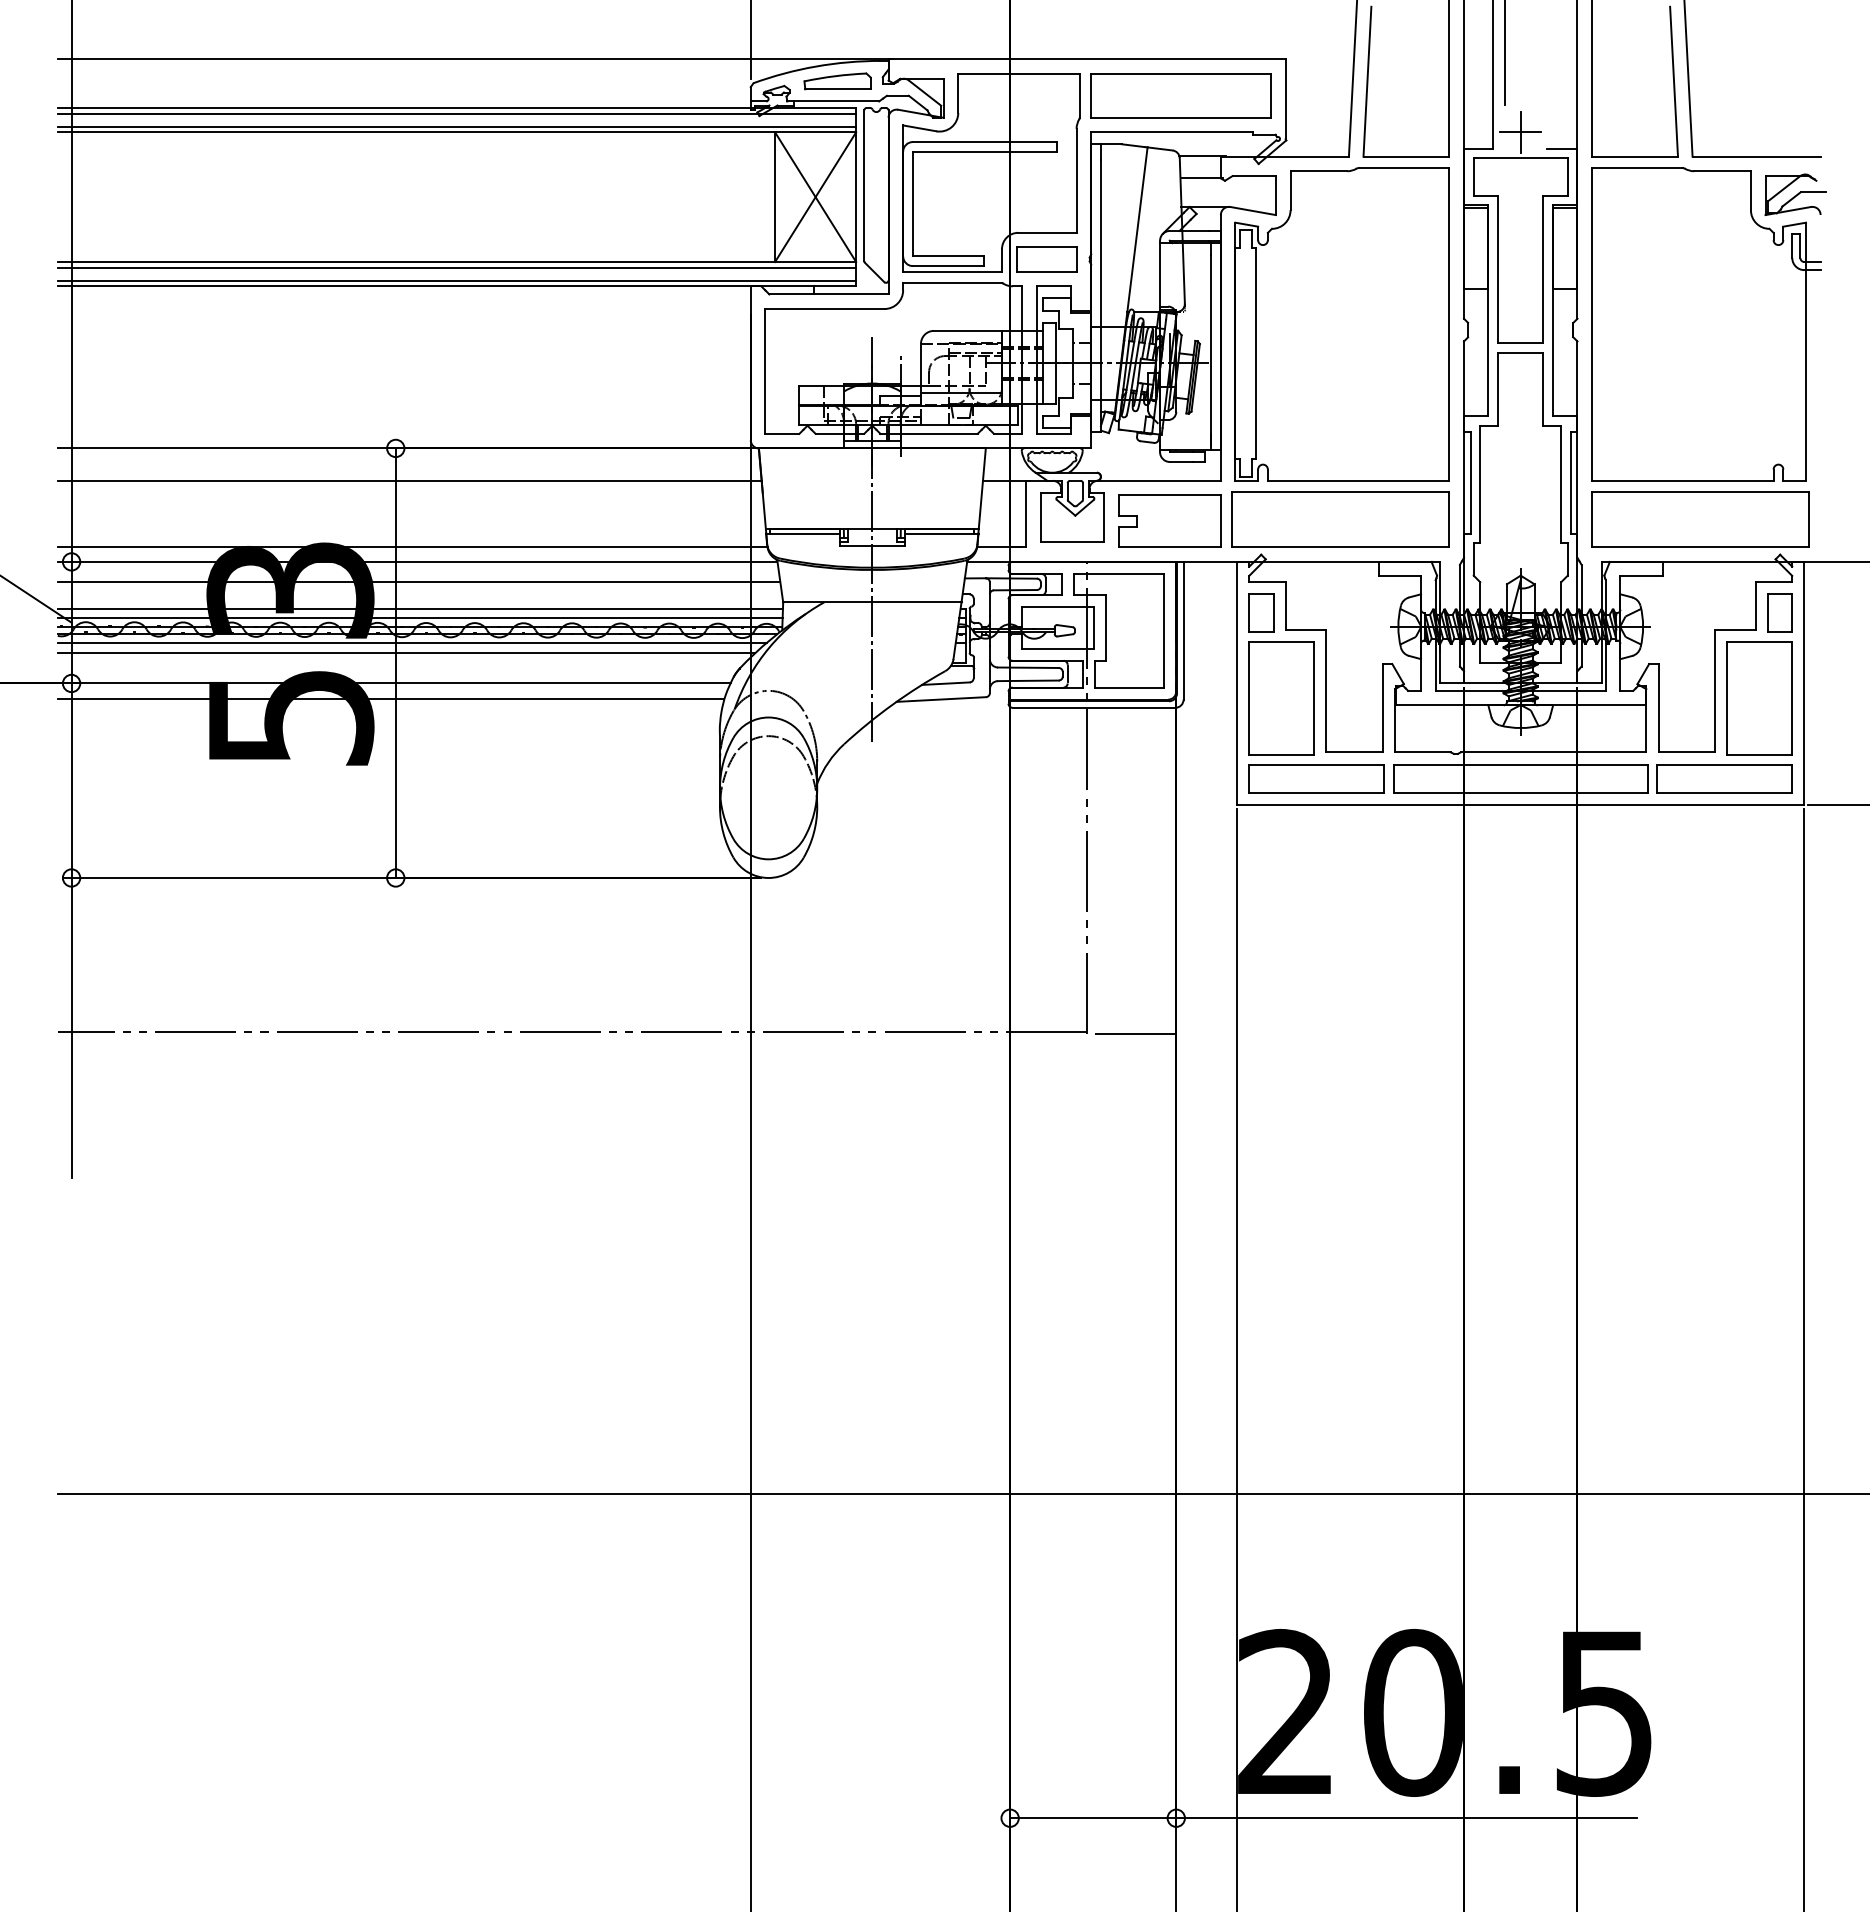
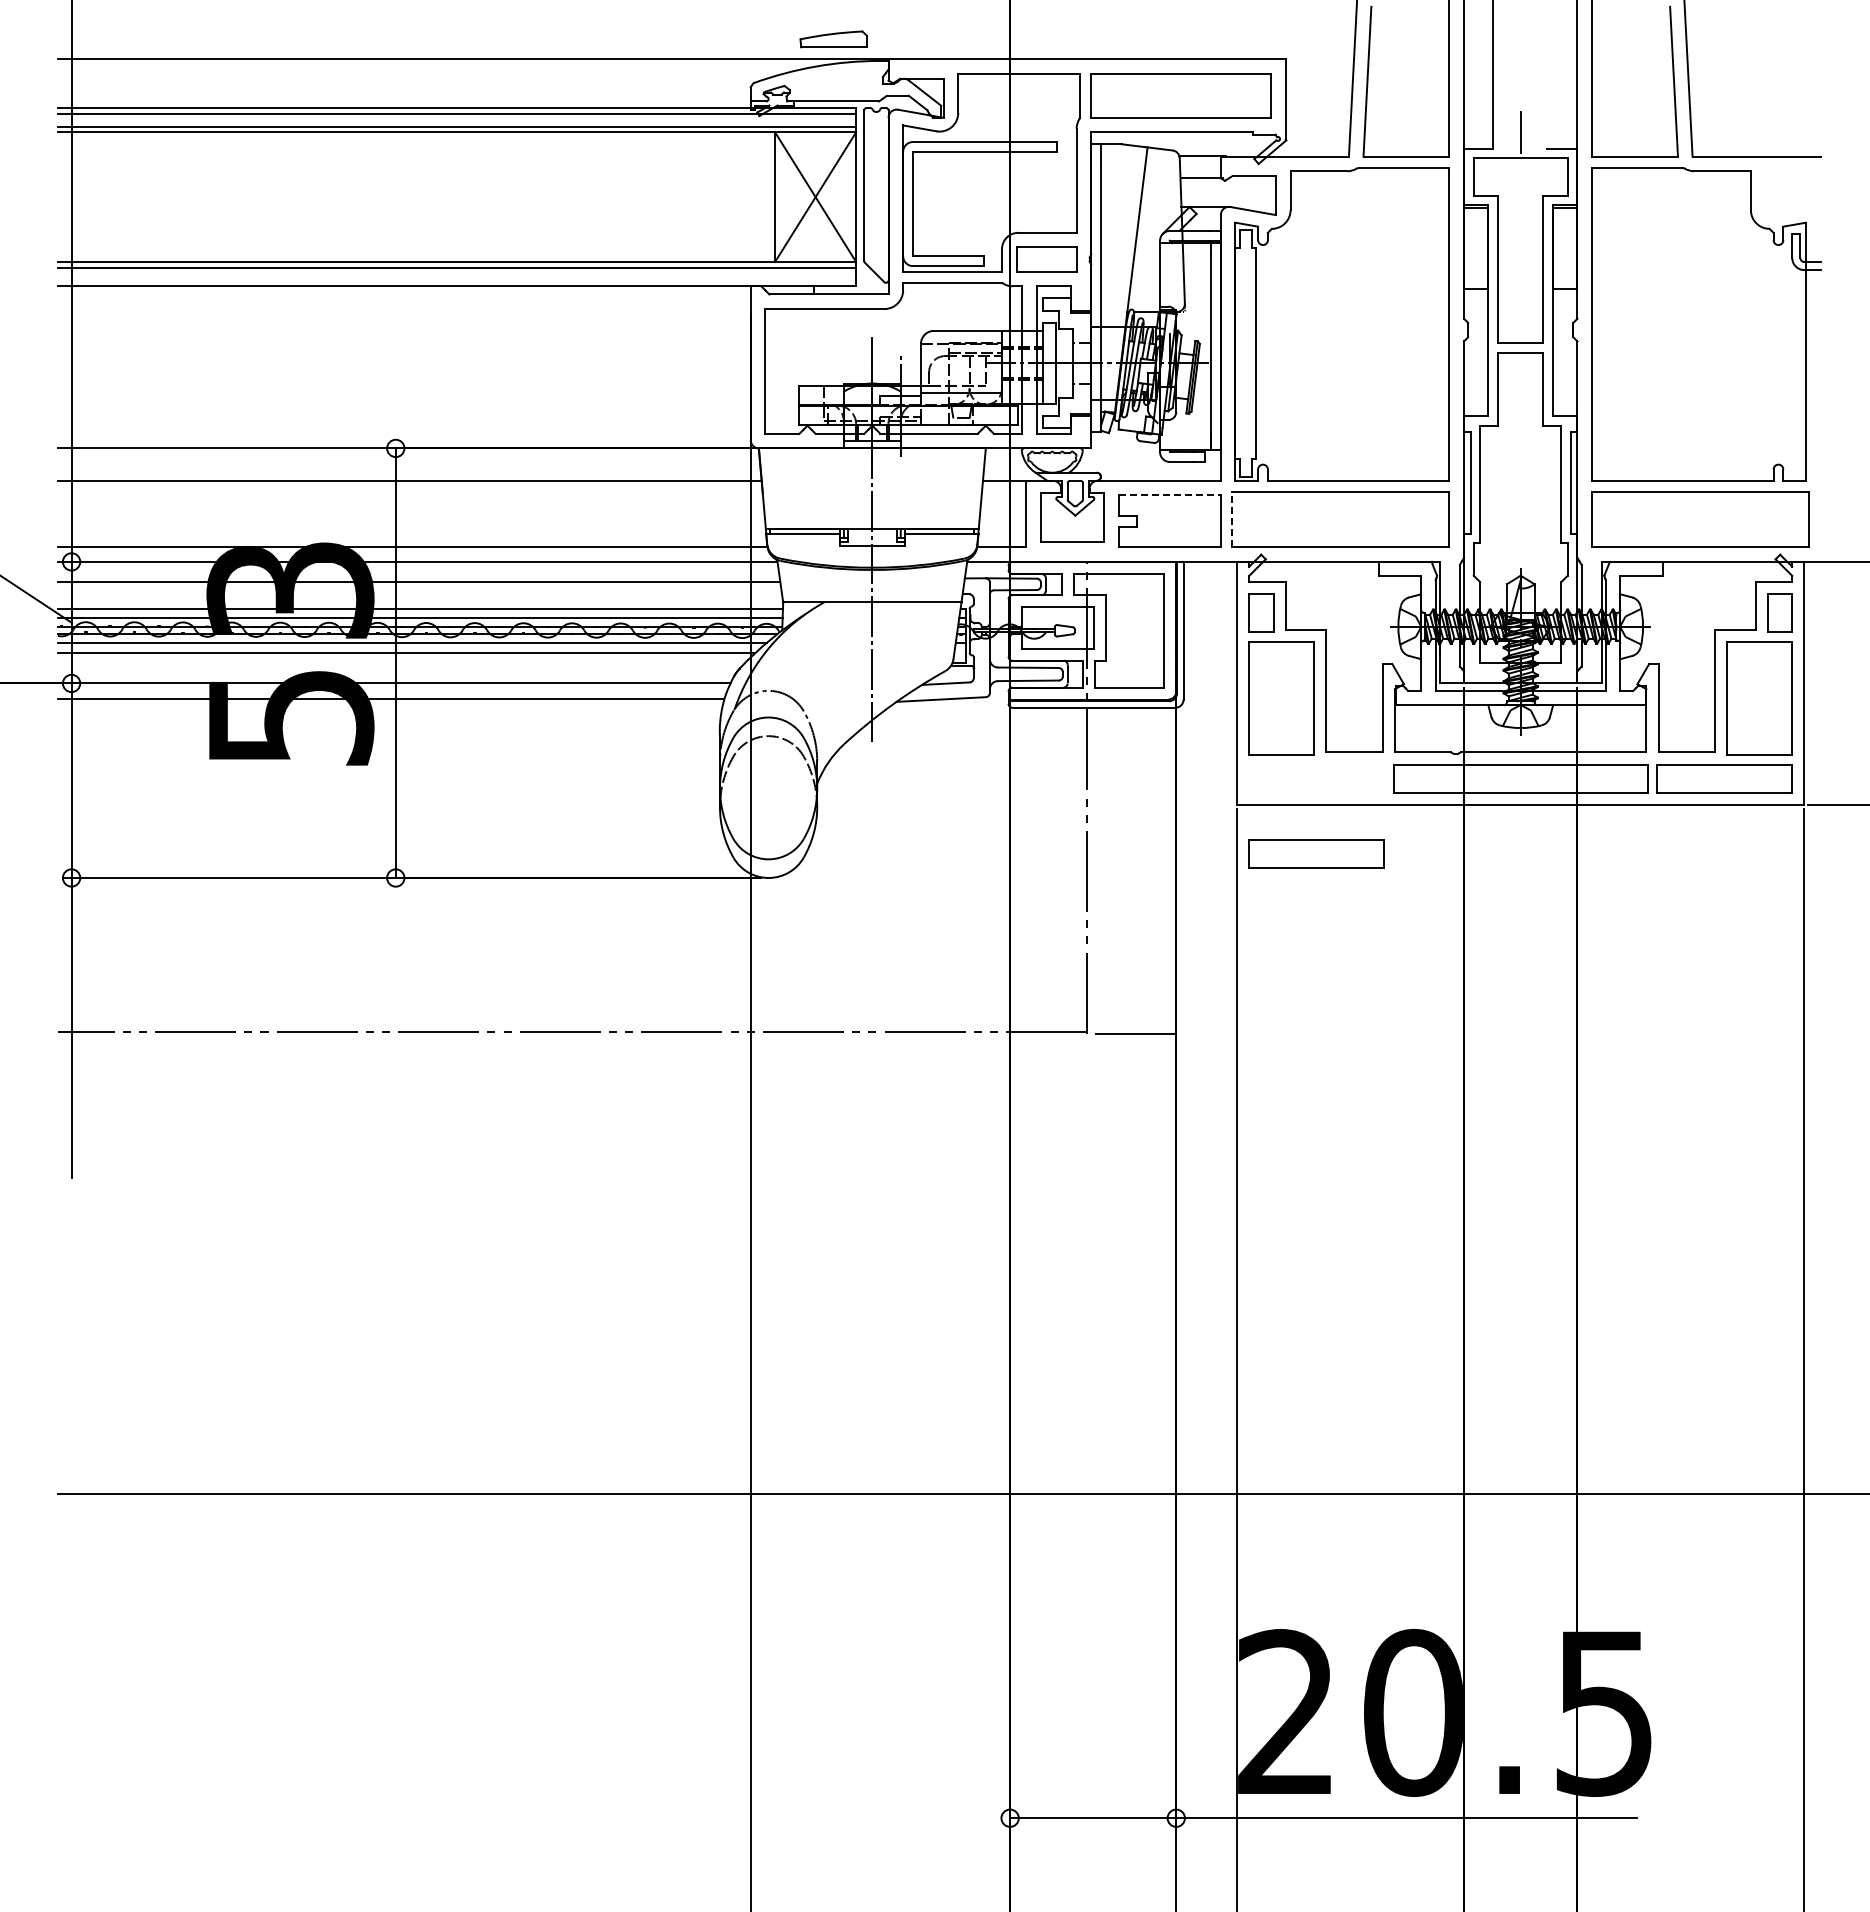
line: present -> none (750, 40)
line: present -> none (1505, 53)
part position: (837, 81) -> (833, 39) (833, 39)
line: present -> none (1520, 132)
part: present -> none (1795, 194)
line: present -> none (456, 280)
line: solid -> dashed (1170, 495)
line: solid -> dashed (1232, 519)
part position: (1316, 778) -> (1316, 853) (1316, 853)
